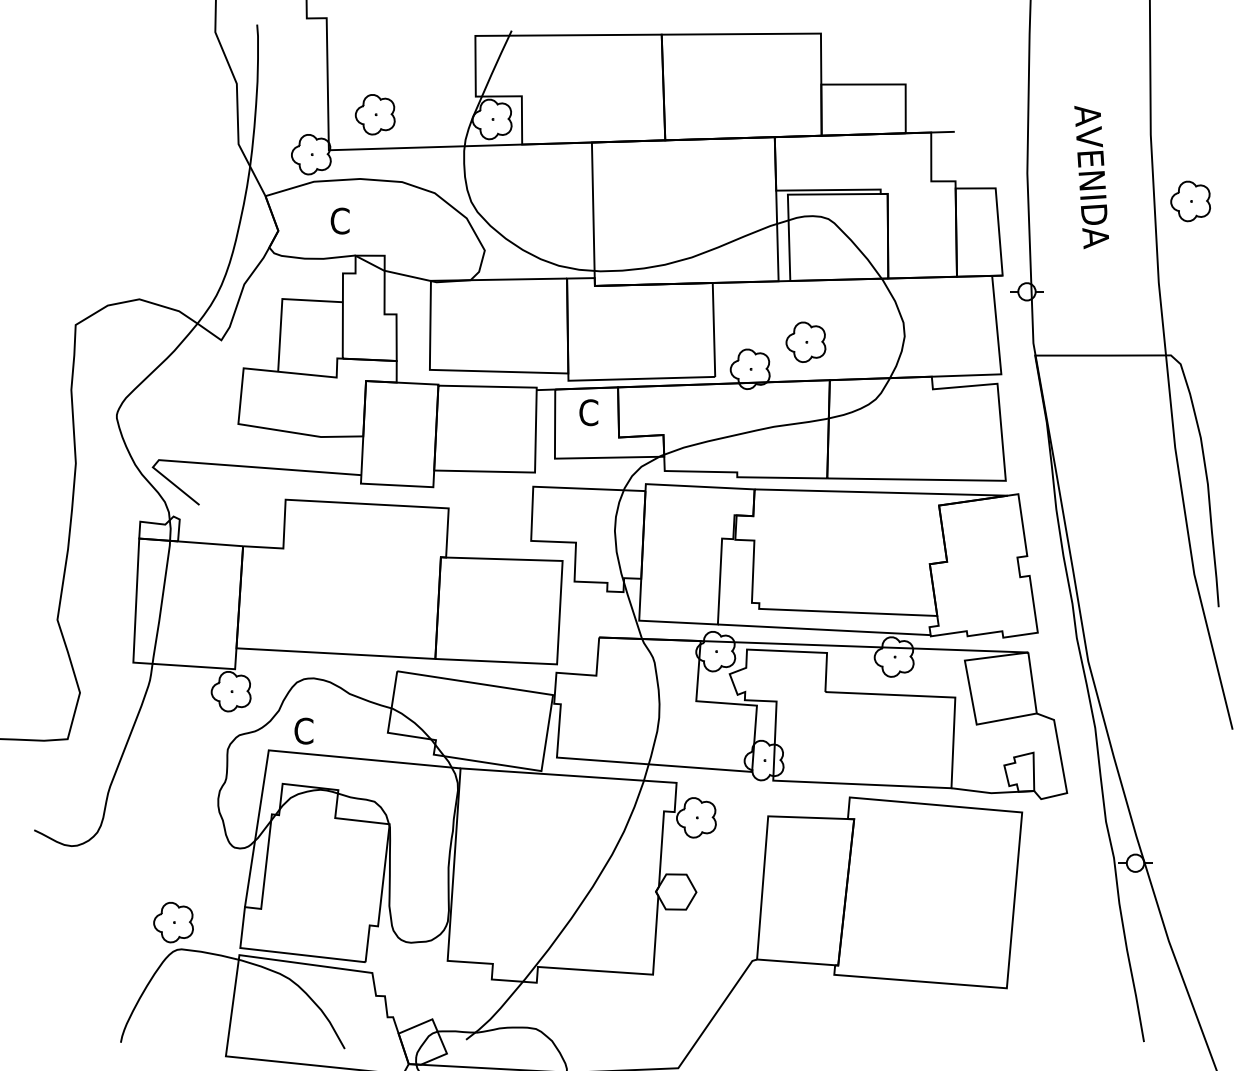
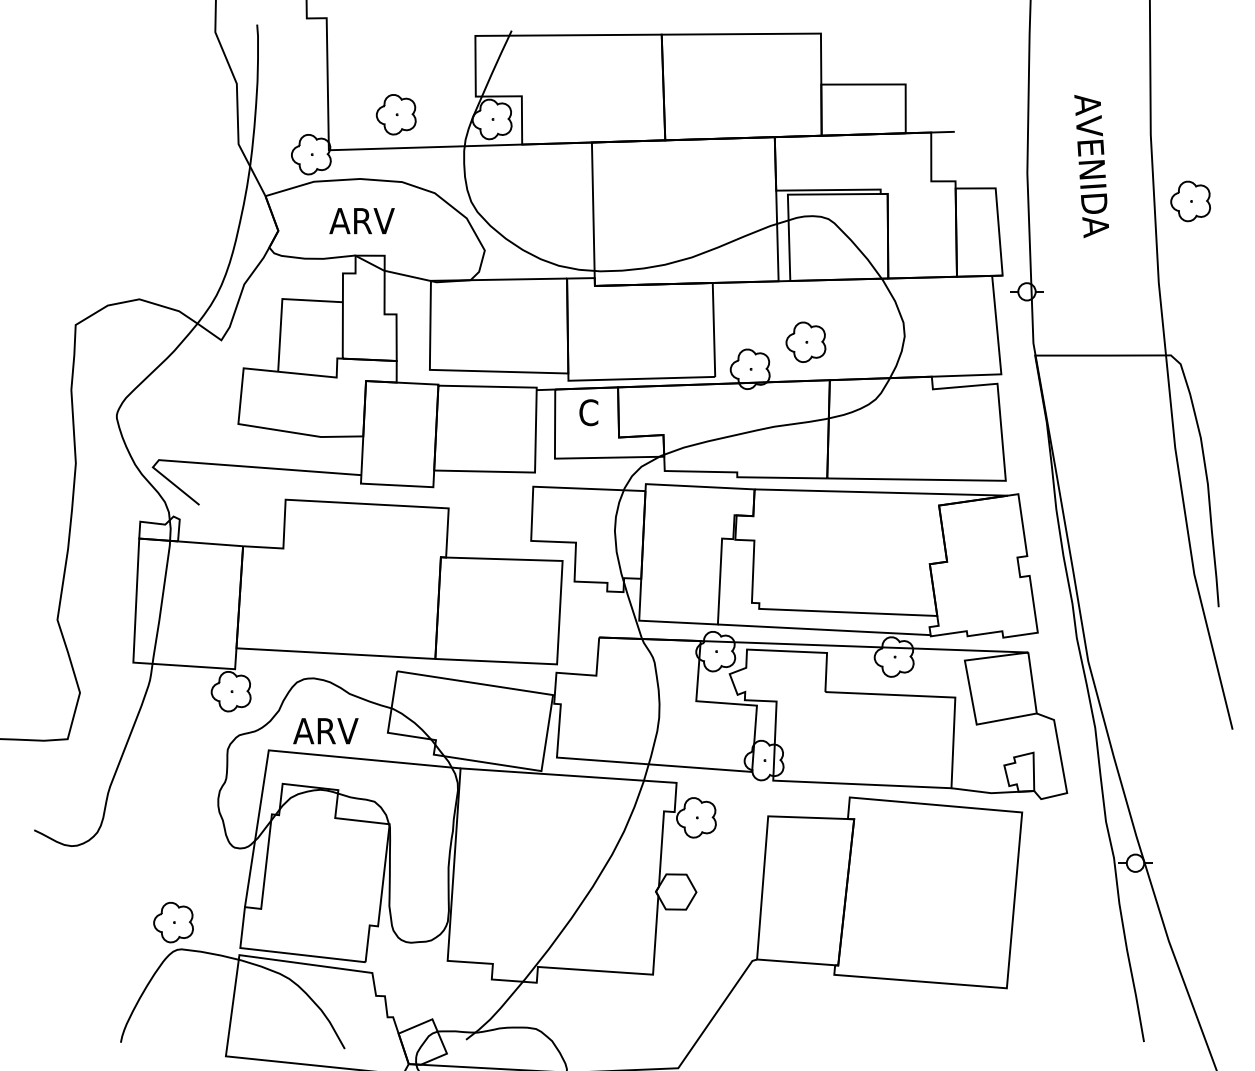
part position: (374, 114) -> (395, 114) (395, 114)
text position: (1091, 177) -> (1091, 166) (1091, 166)
text: C -> ARV (361, 220)
text: C -> ARV (325, 730)
